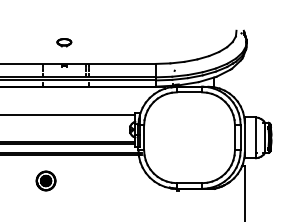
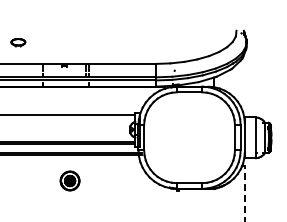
part position: (64, 42) -> (18, 42) (18, 42)
part position: (45, 180) -> (69, 180) (69, 180)
line: solid -> dashed (244, 193)
